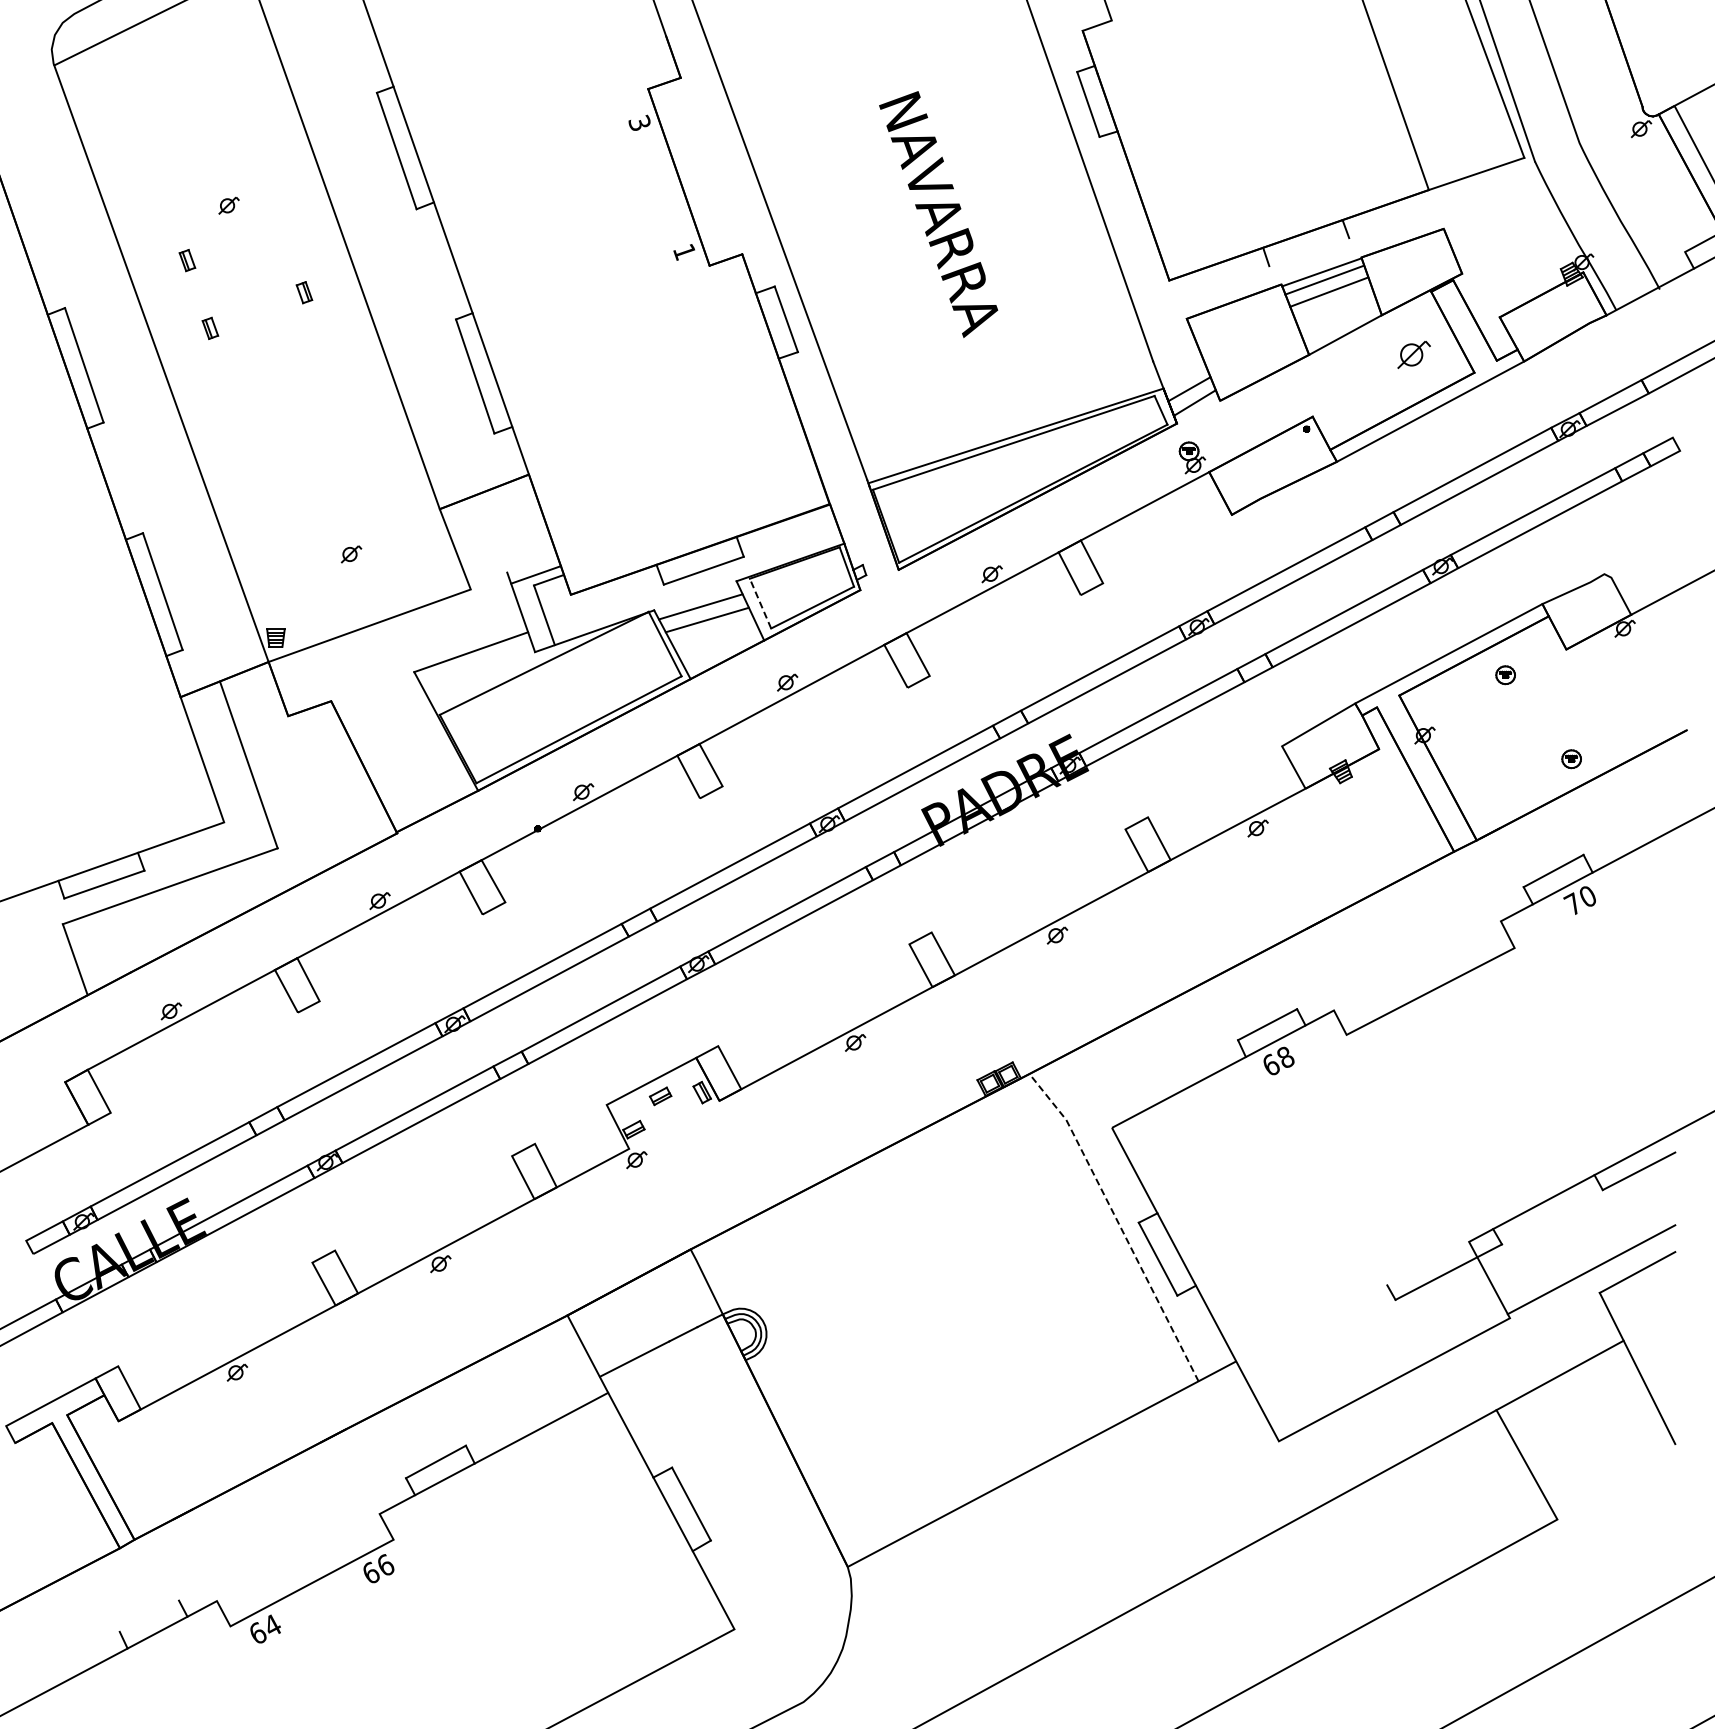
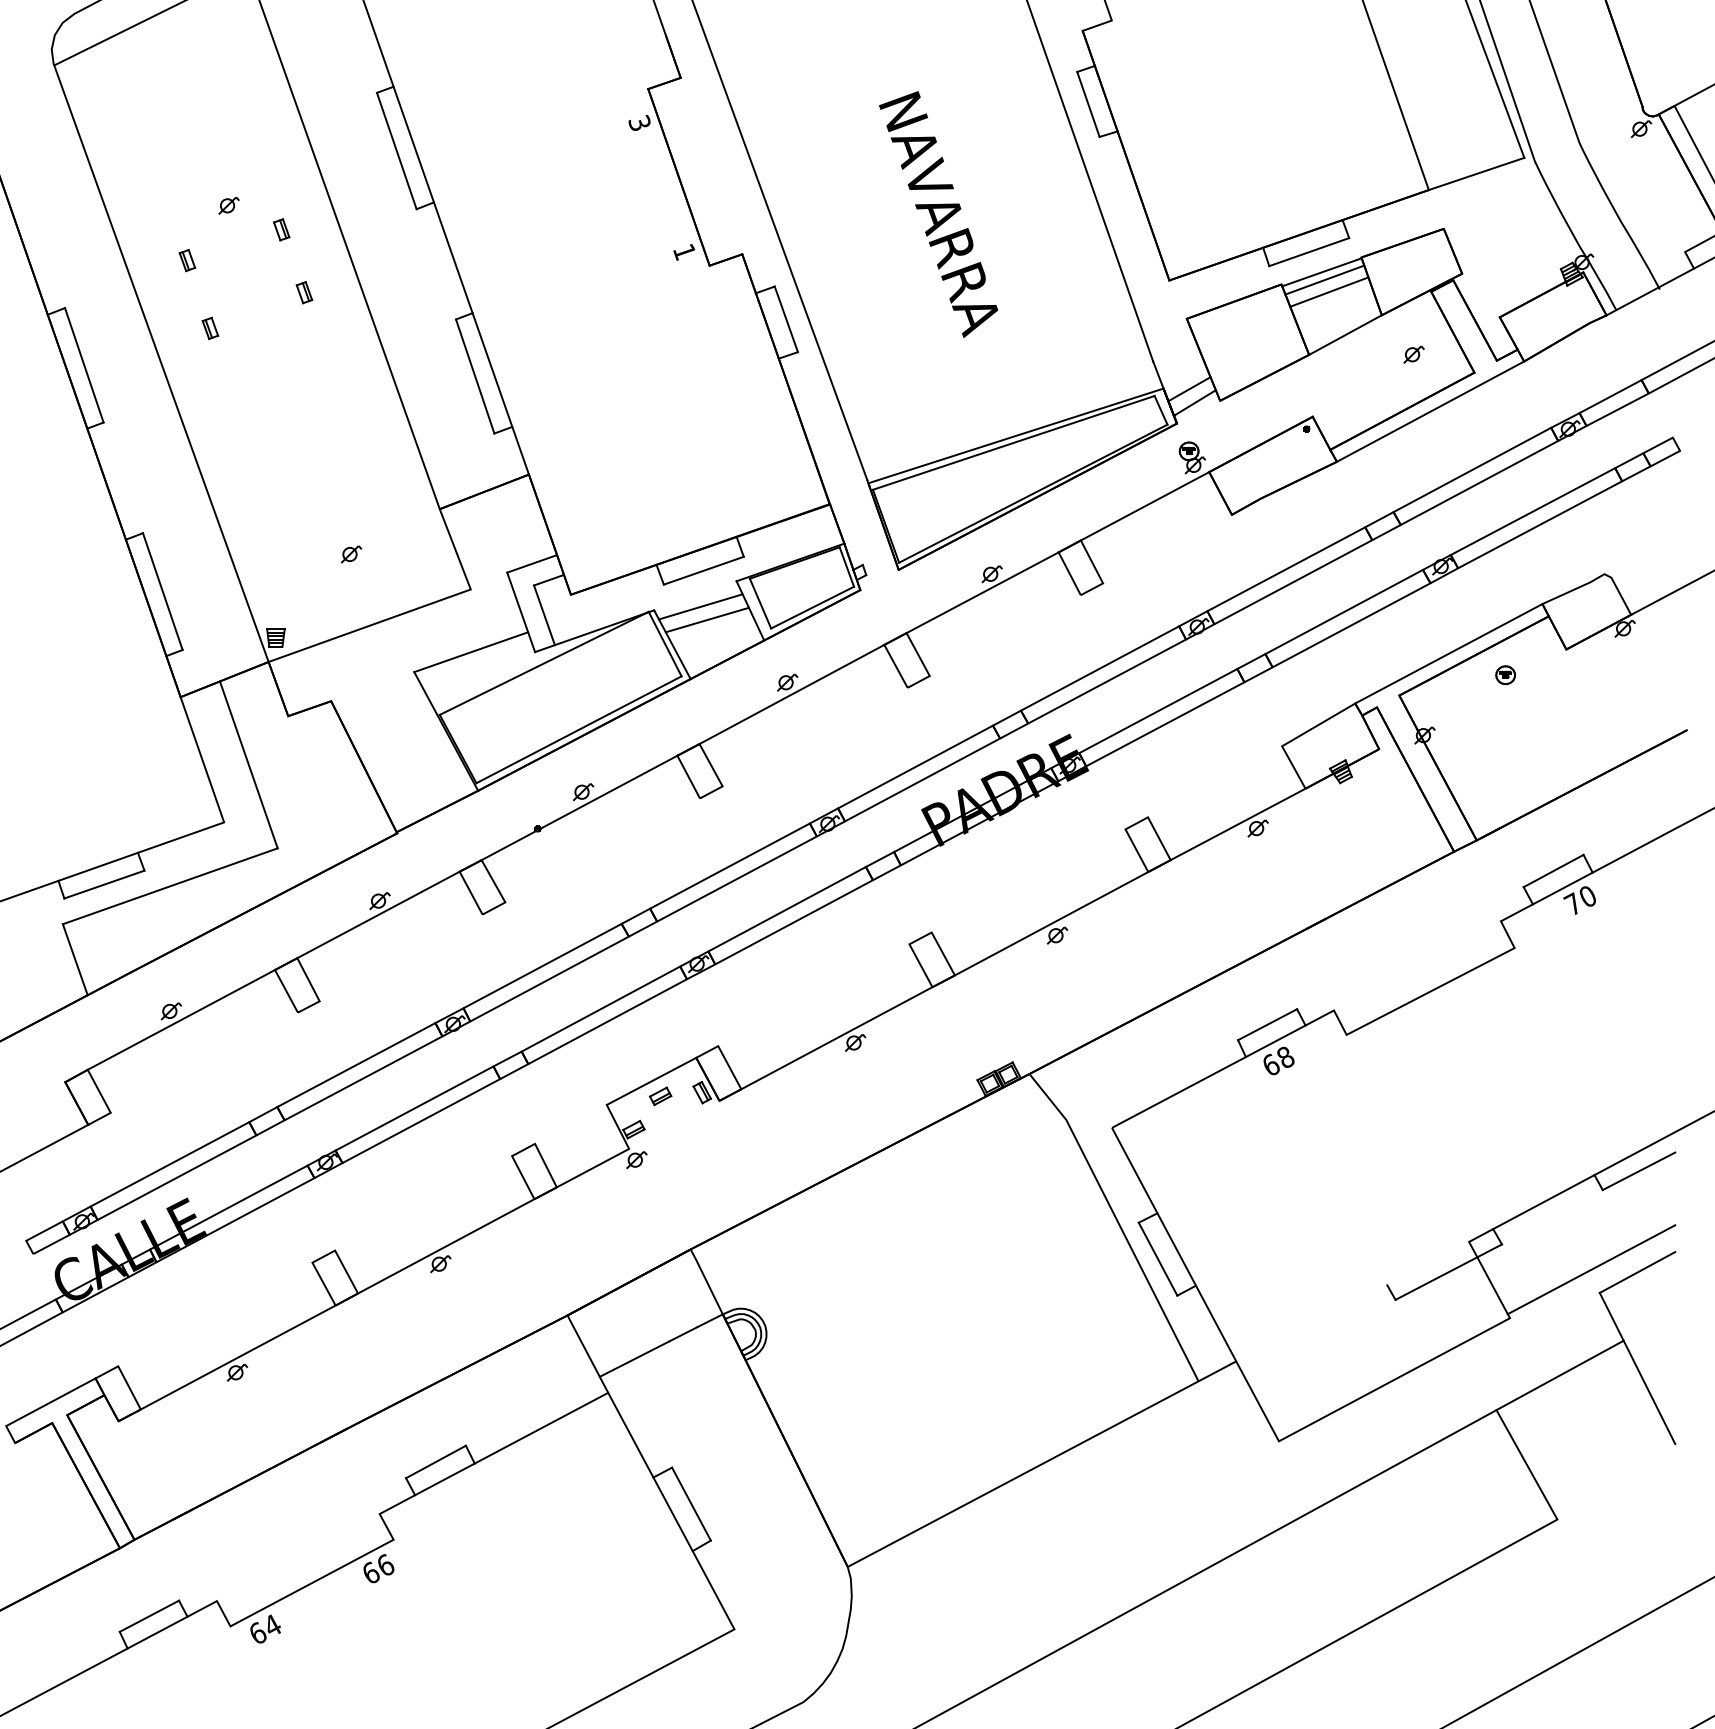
part: none -> present (281, 229)
line: none -> present (1309, 252)
part size: 34x28 px -> 22x19 px (1413, 354)
line position: (536, 574) -> (532, 563) (532, 563)
line: dashed -> solid (760, 603)
part: present -> none (1571, 759)
line: dashed -> solid (1119, 1224)
line: none -> present (149, 1615)
